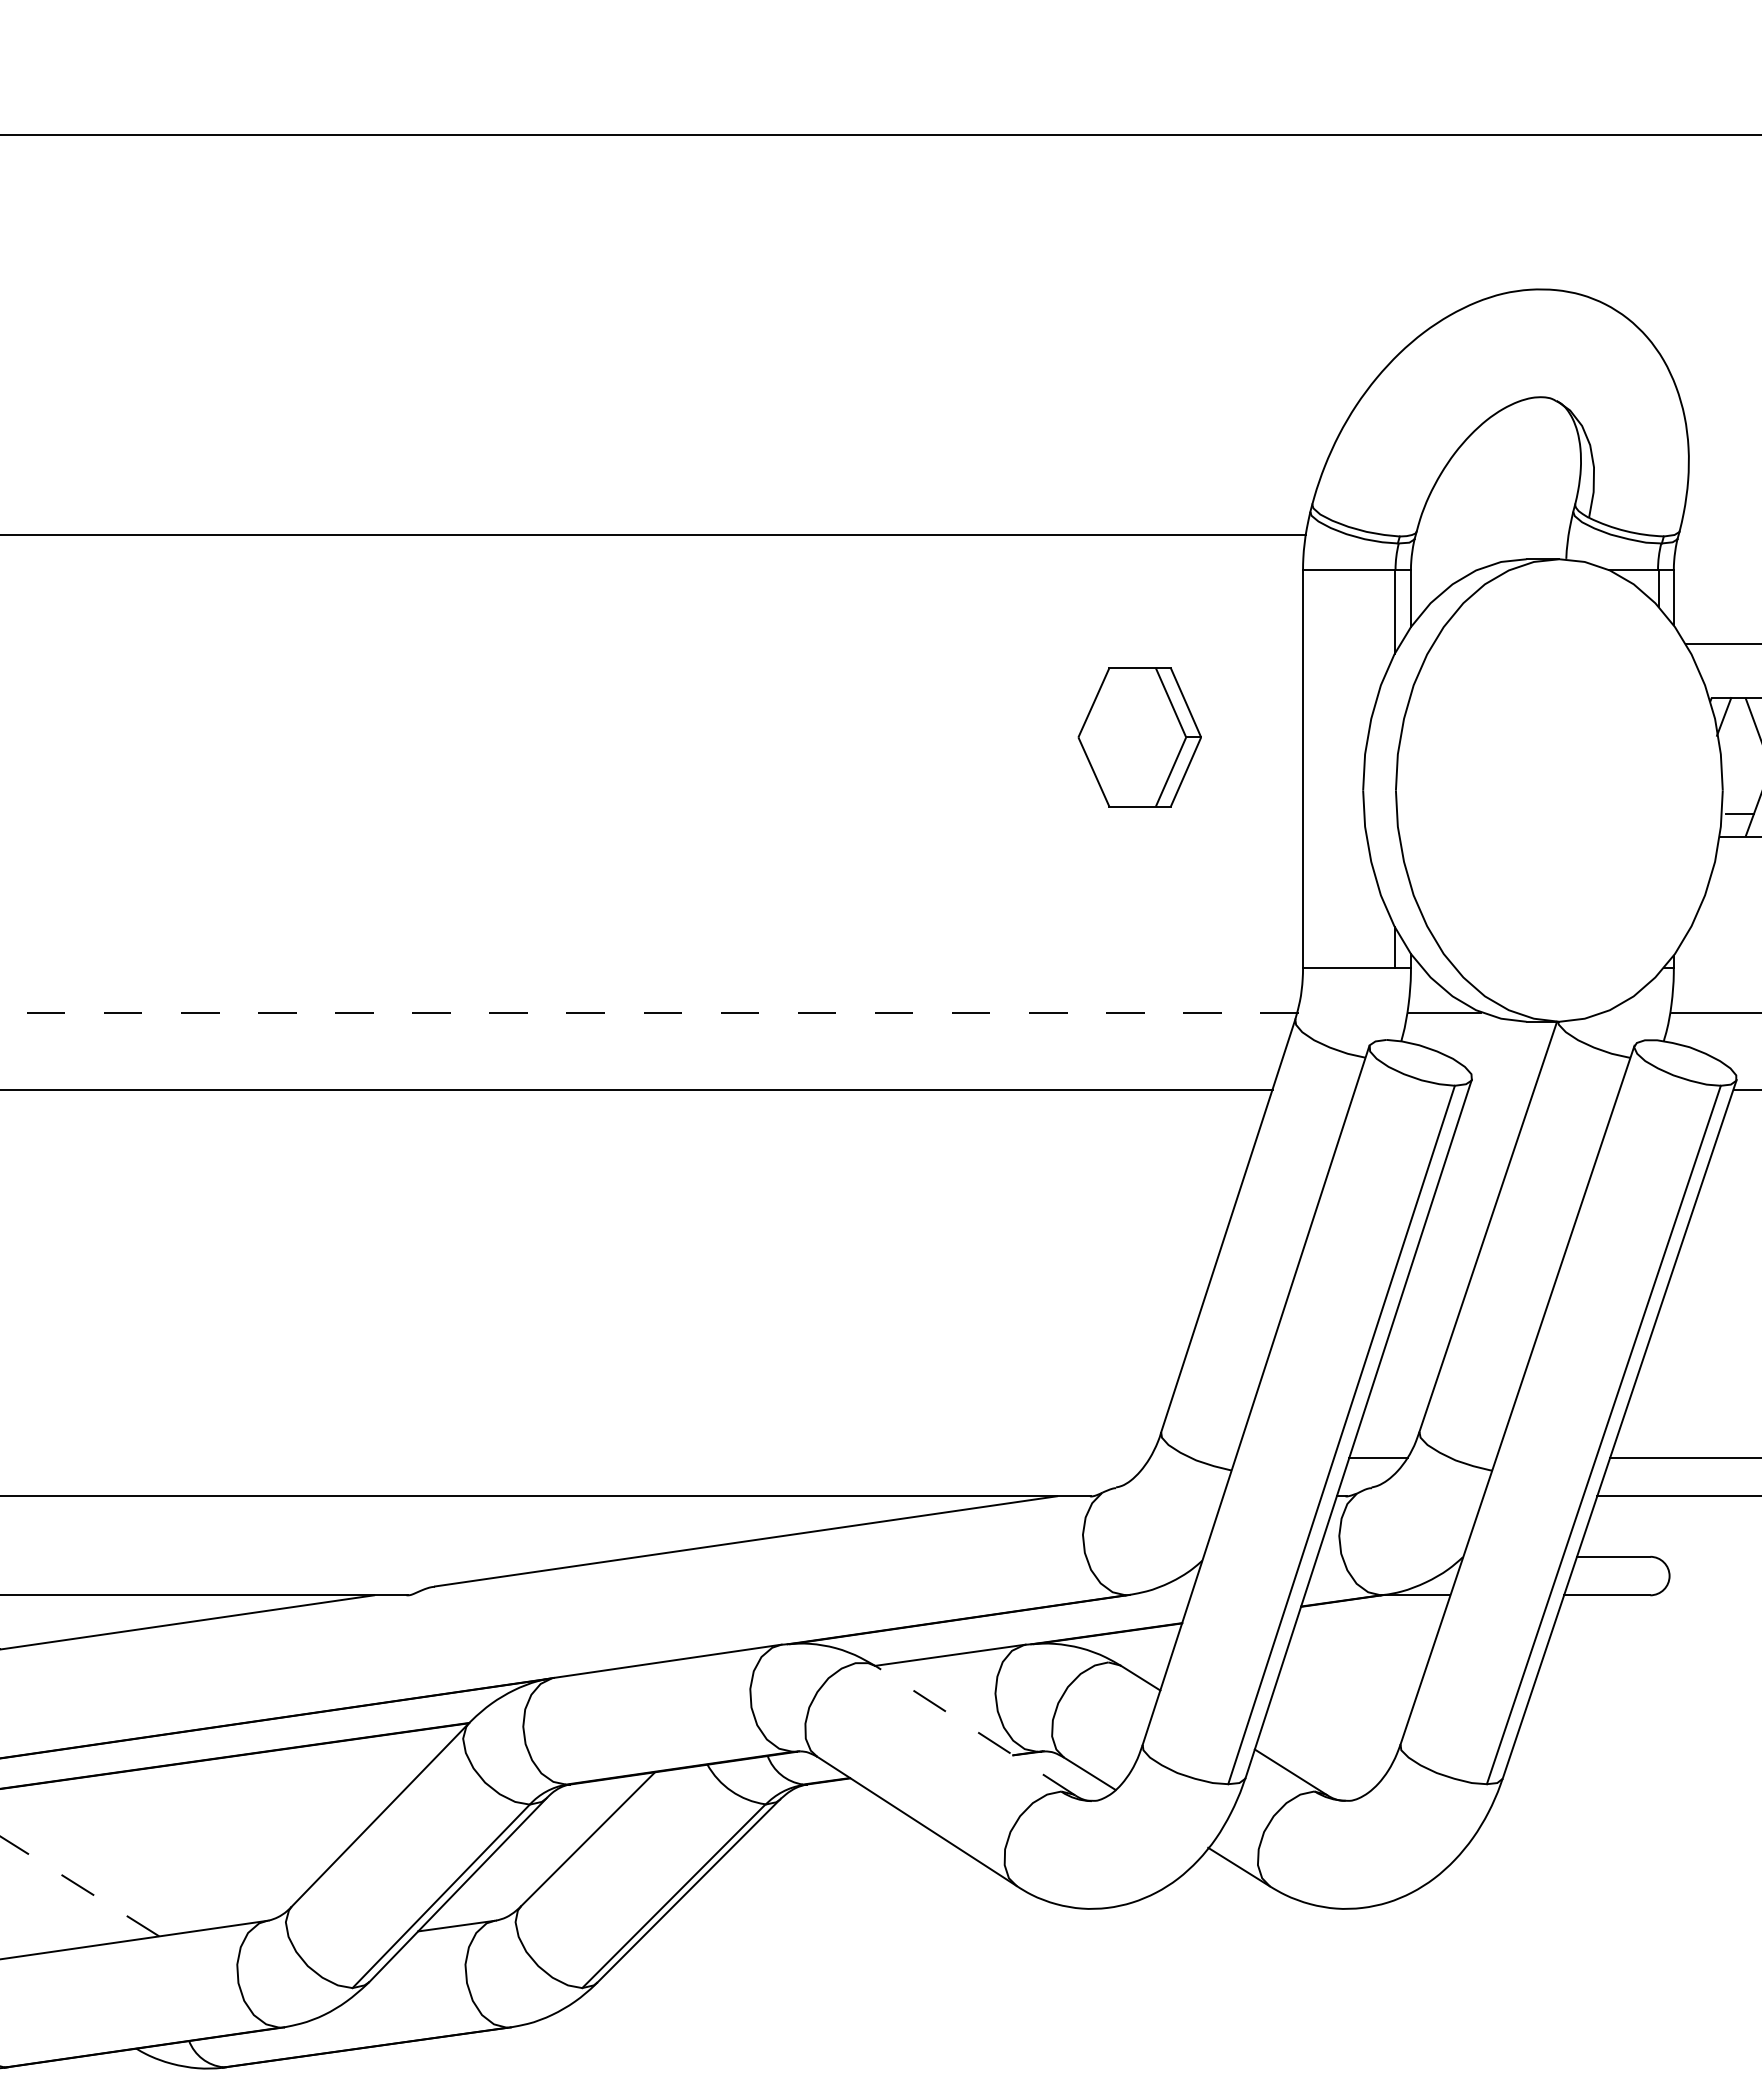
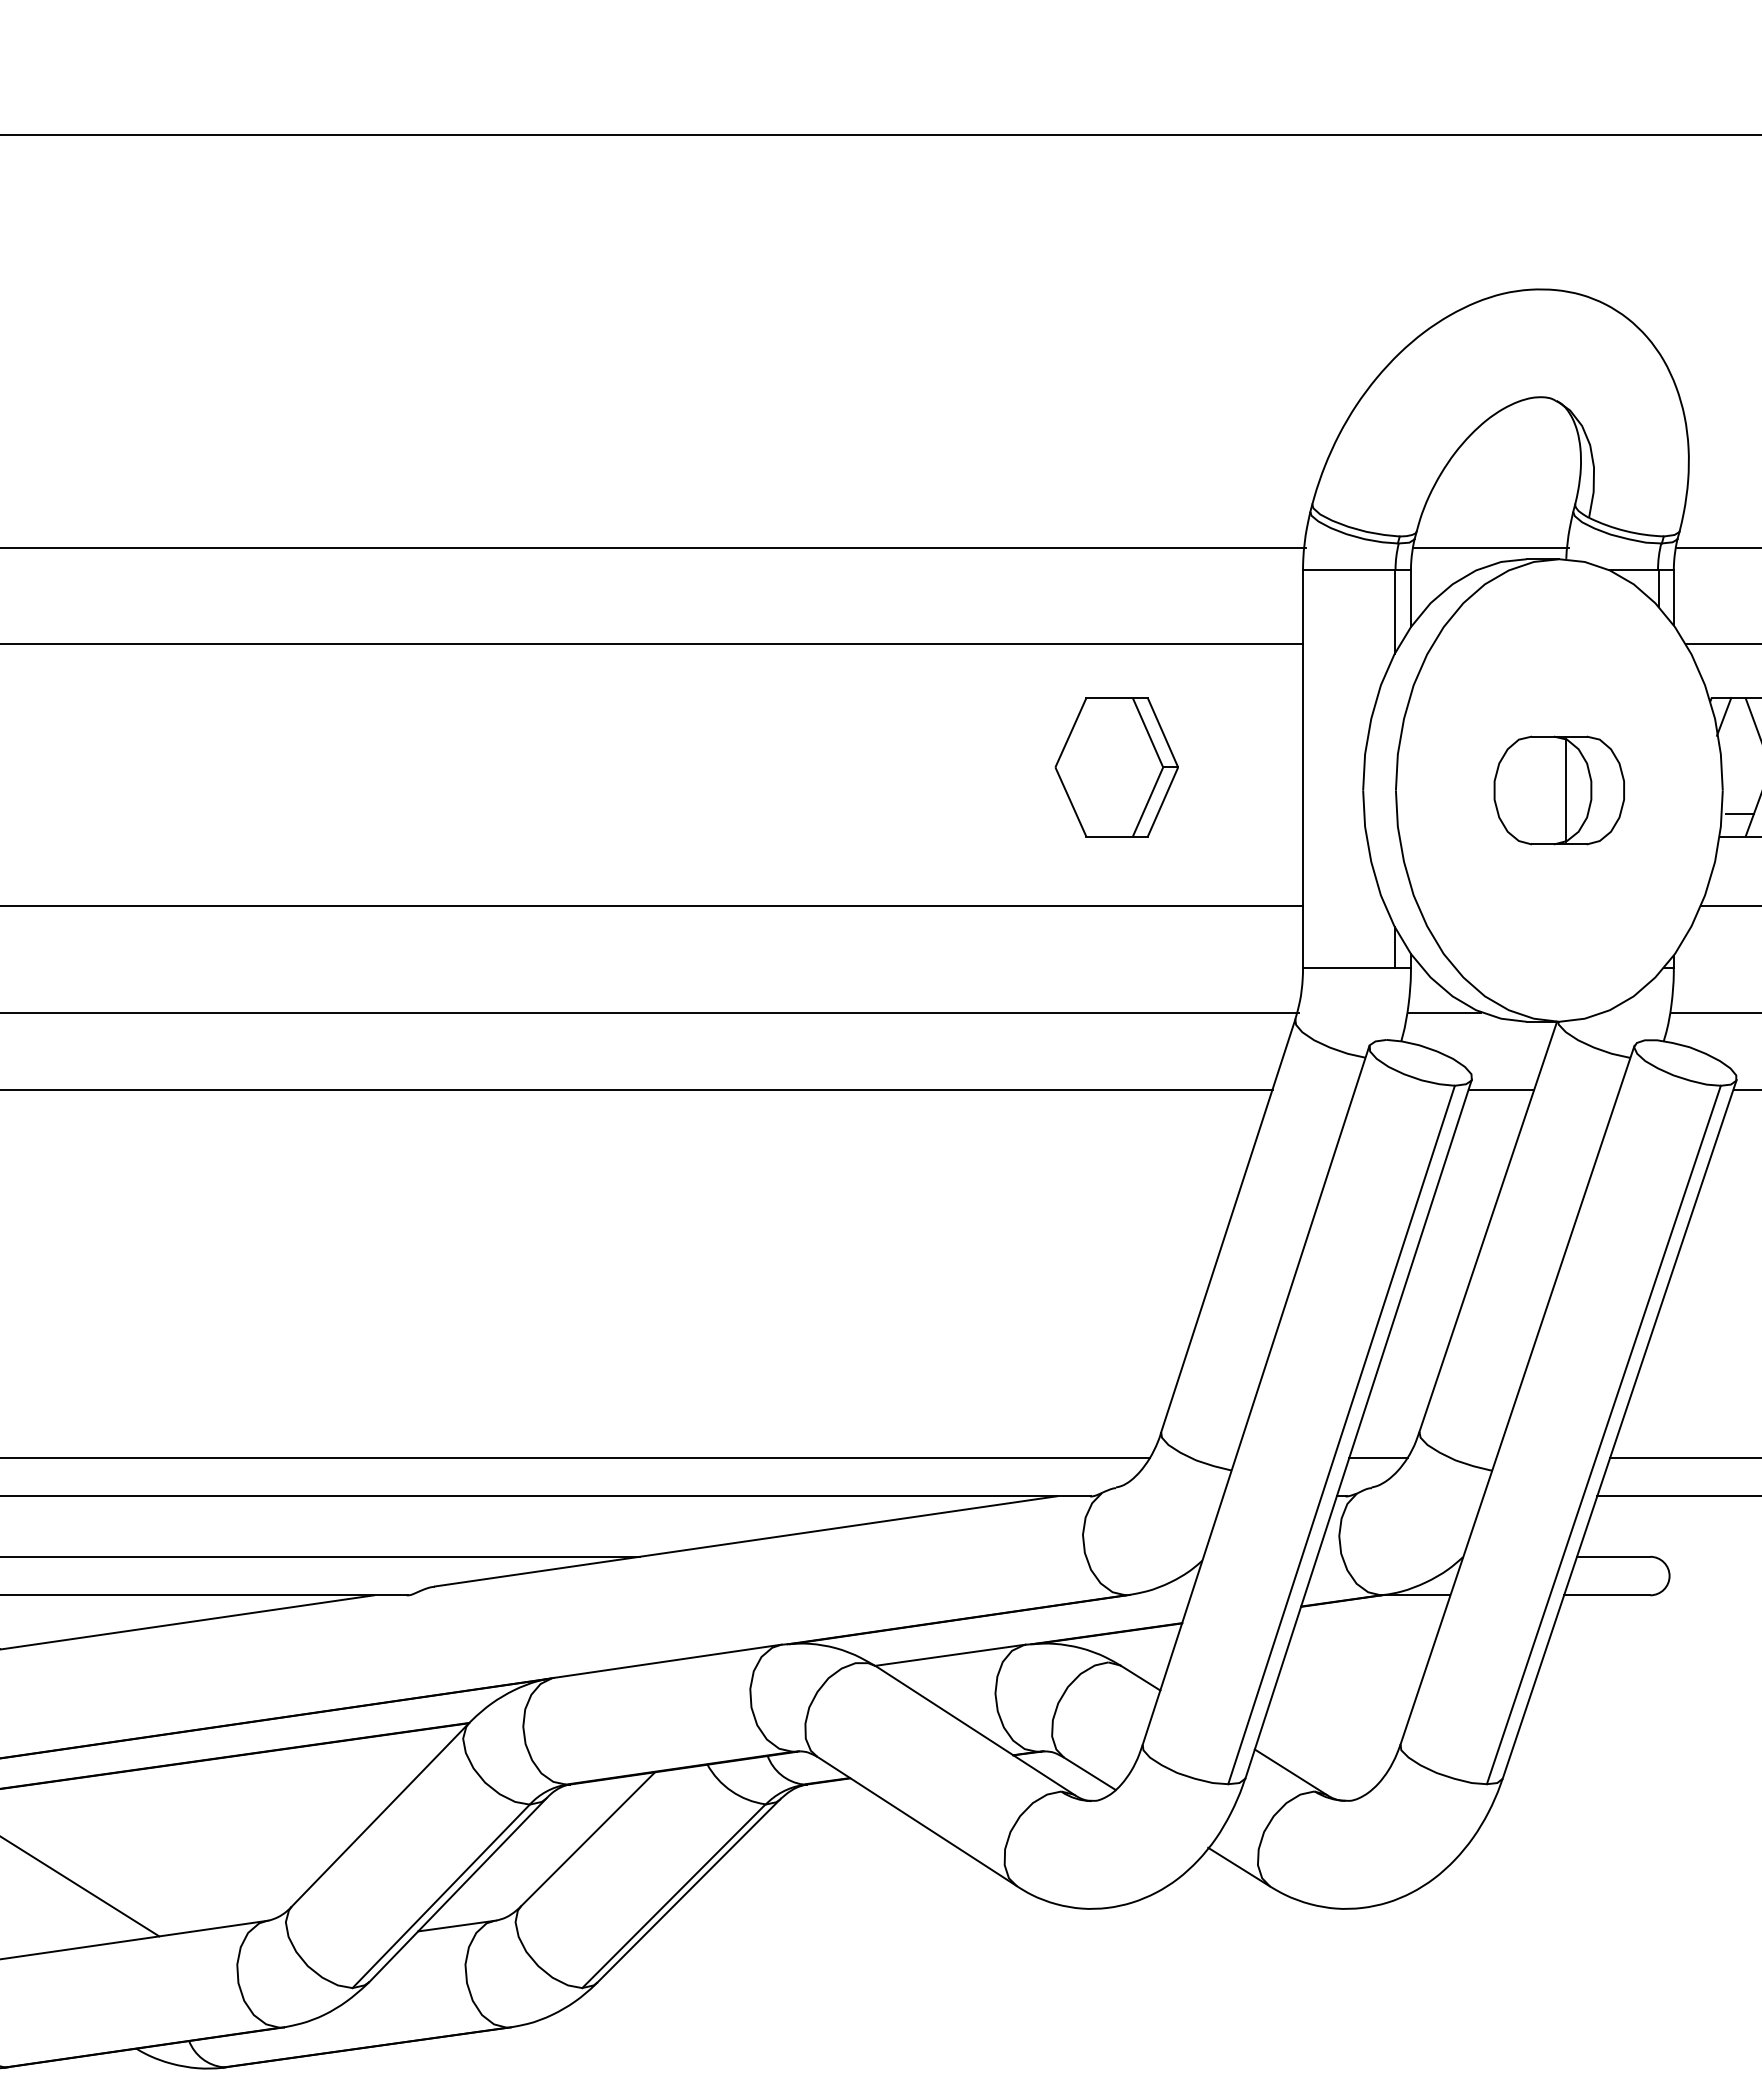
line position: (654, 535) -> (654, 548) (654, 548)
line: none -> present (1491, 548)
line: none -> present (1717, 548)
line: none -> present (652, 643)
part position: (1139, 737) -> (1116, 767) (1116, 767)
part: none -> present (1558, 790)
line: none -> present (652, 906)
line: none -> present (1729, 906)
line: dashed -> solid (648, 1012)
line: none -> present (1501, 1089)
line: none -> present (576, 1457)
line: none -> present (321, 1556)
line: dashed -> solid (975, 1730)
line: dashed -> solid (80, 1886)
